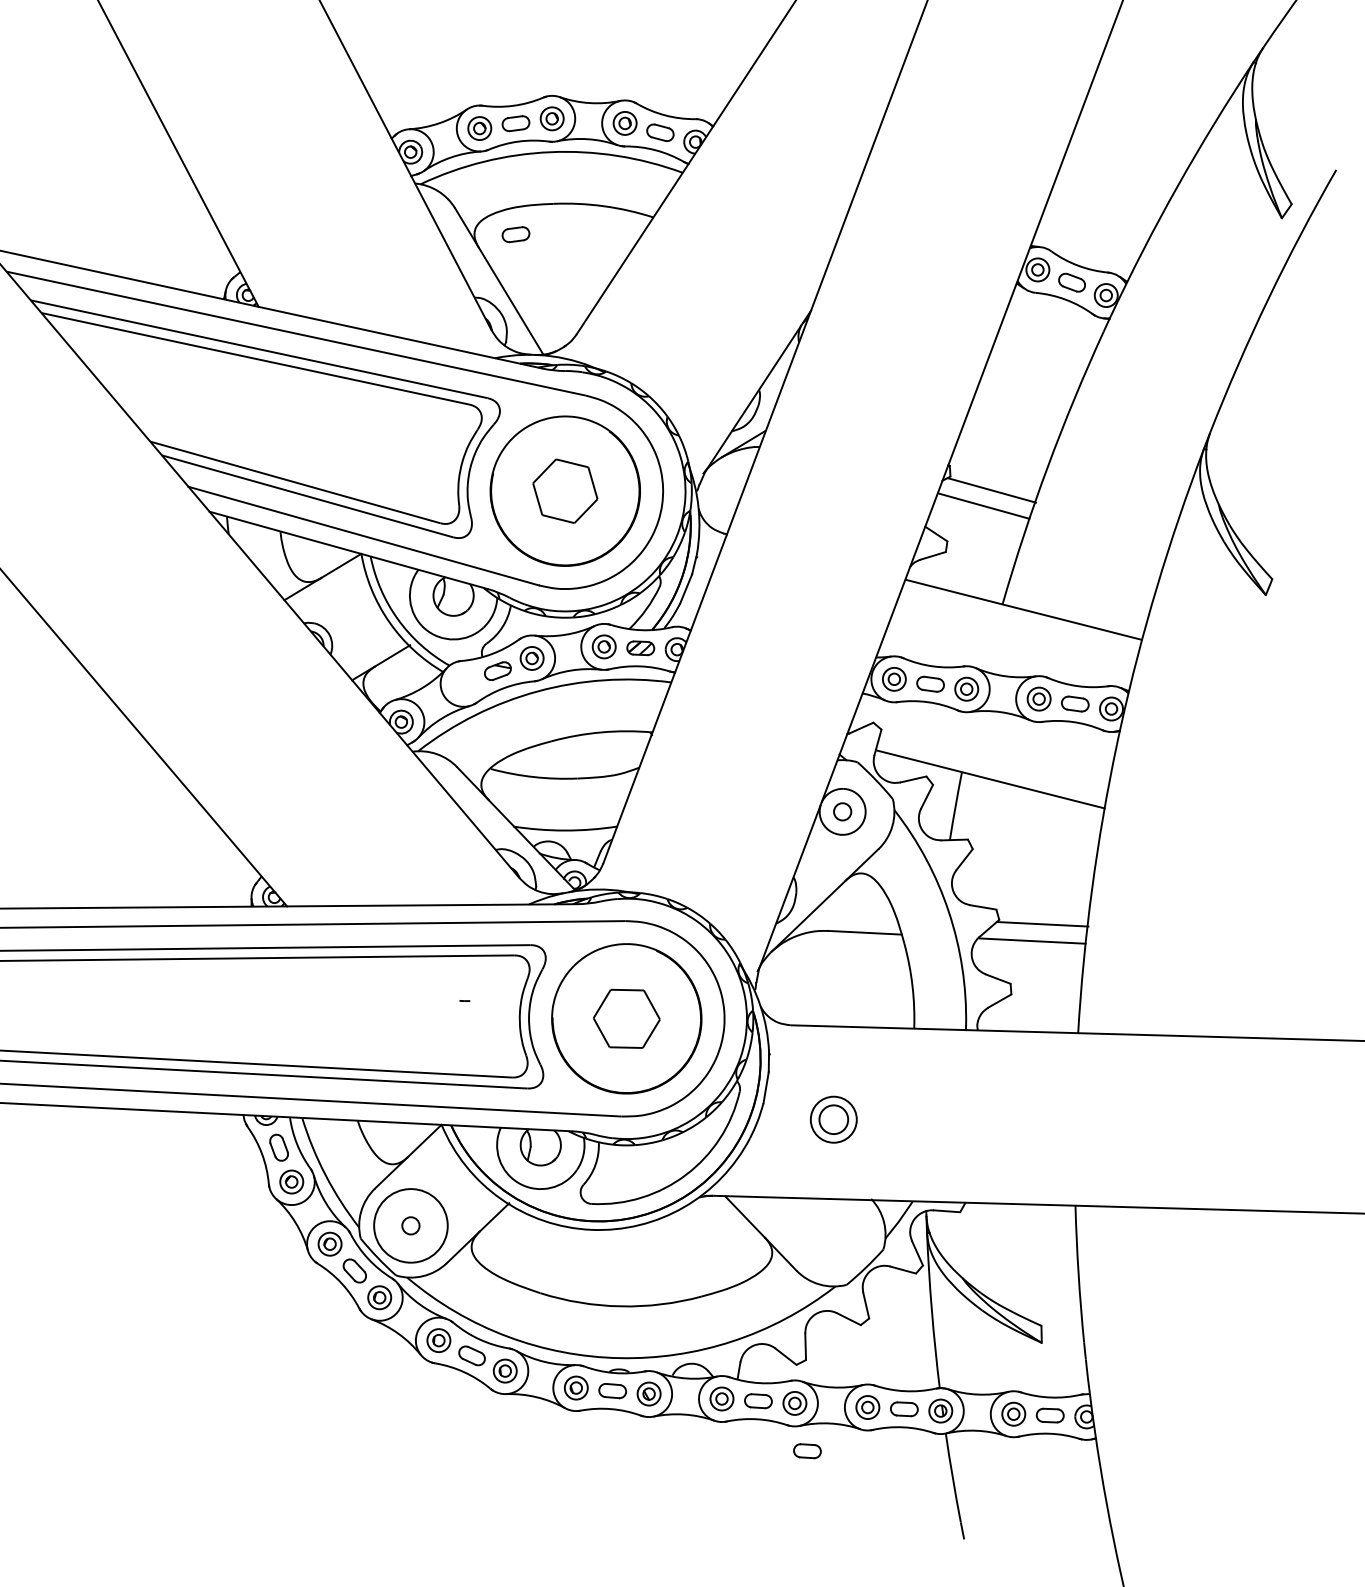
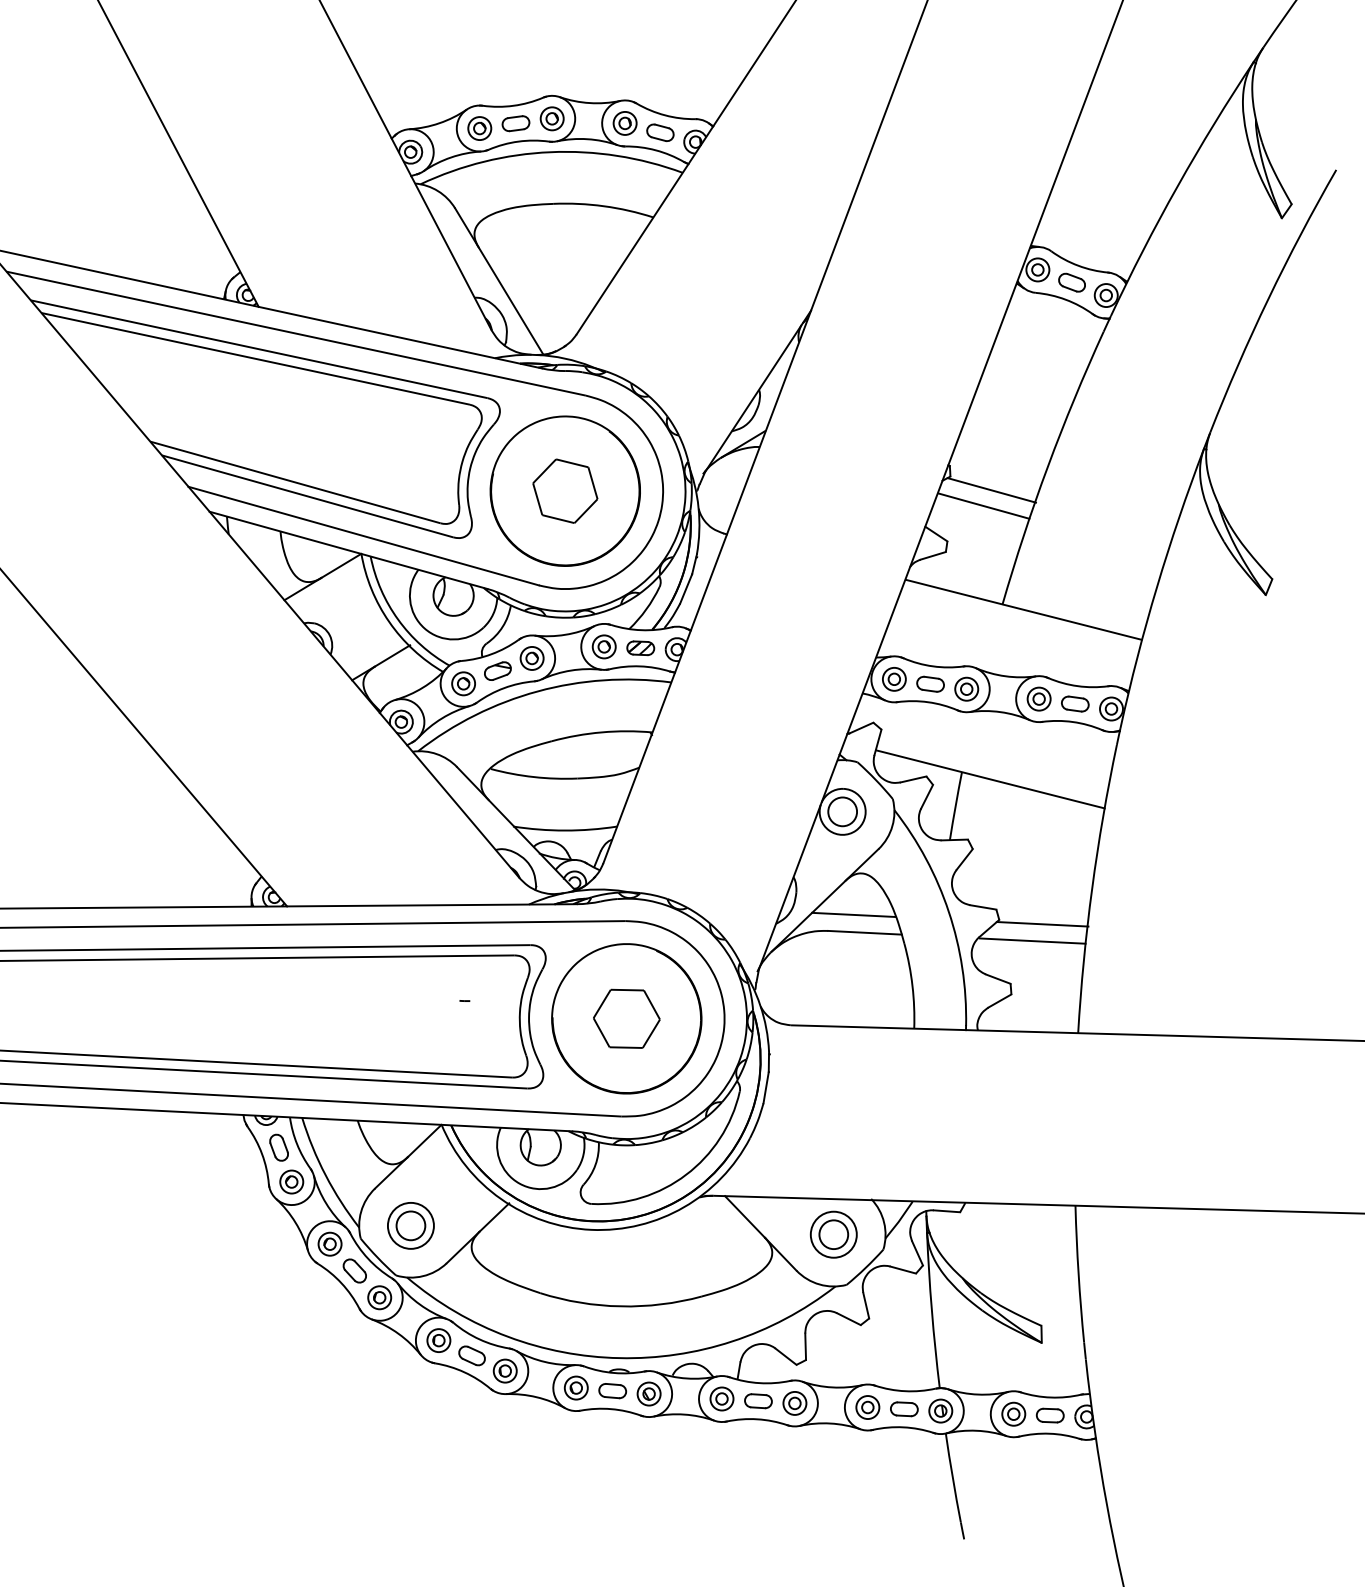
part: present -> none (515, 234)
part: none -> present (463, 683)
circle diameter: 17 px -> 29 px (842, 811)
line: none -> present (853, 914)
part position: (833, 1119) -> (833, 1234) (833, 1234)
circle diameter: 17 px -> 29 px (410, 1225)
circle diameter: 74 px -> 46 px (410, 1225)
part: present -> none (807, 1451)
